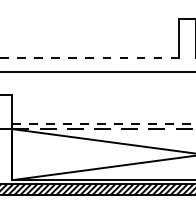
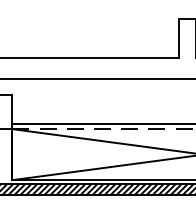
line: dashed -> solid (89, 57)
line position: (97, 71) -> (97, 78) (97, 78)
line: dashed -> solid (104, 124)
